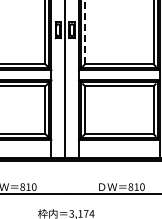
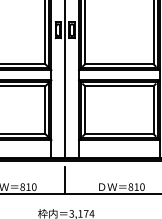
line: dashed -> solid (85, 32)
line: none -> present (65, 180)
